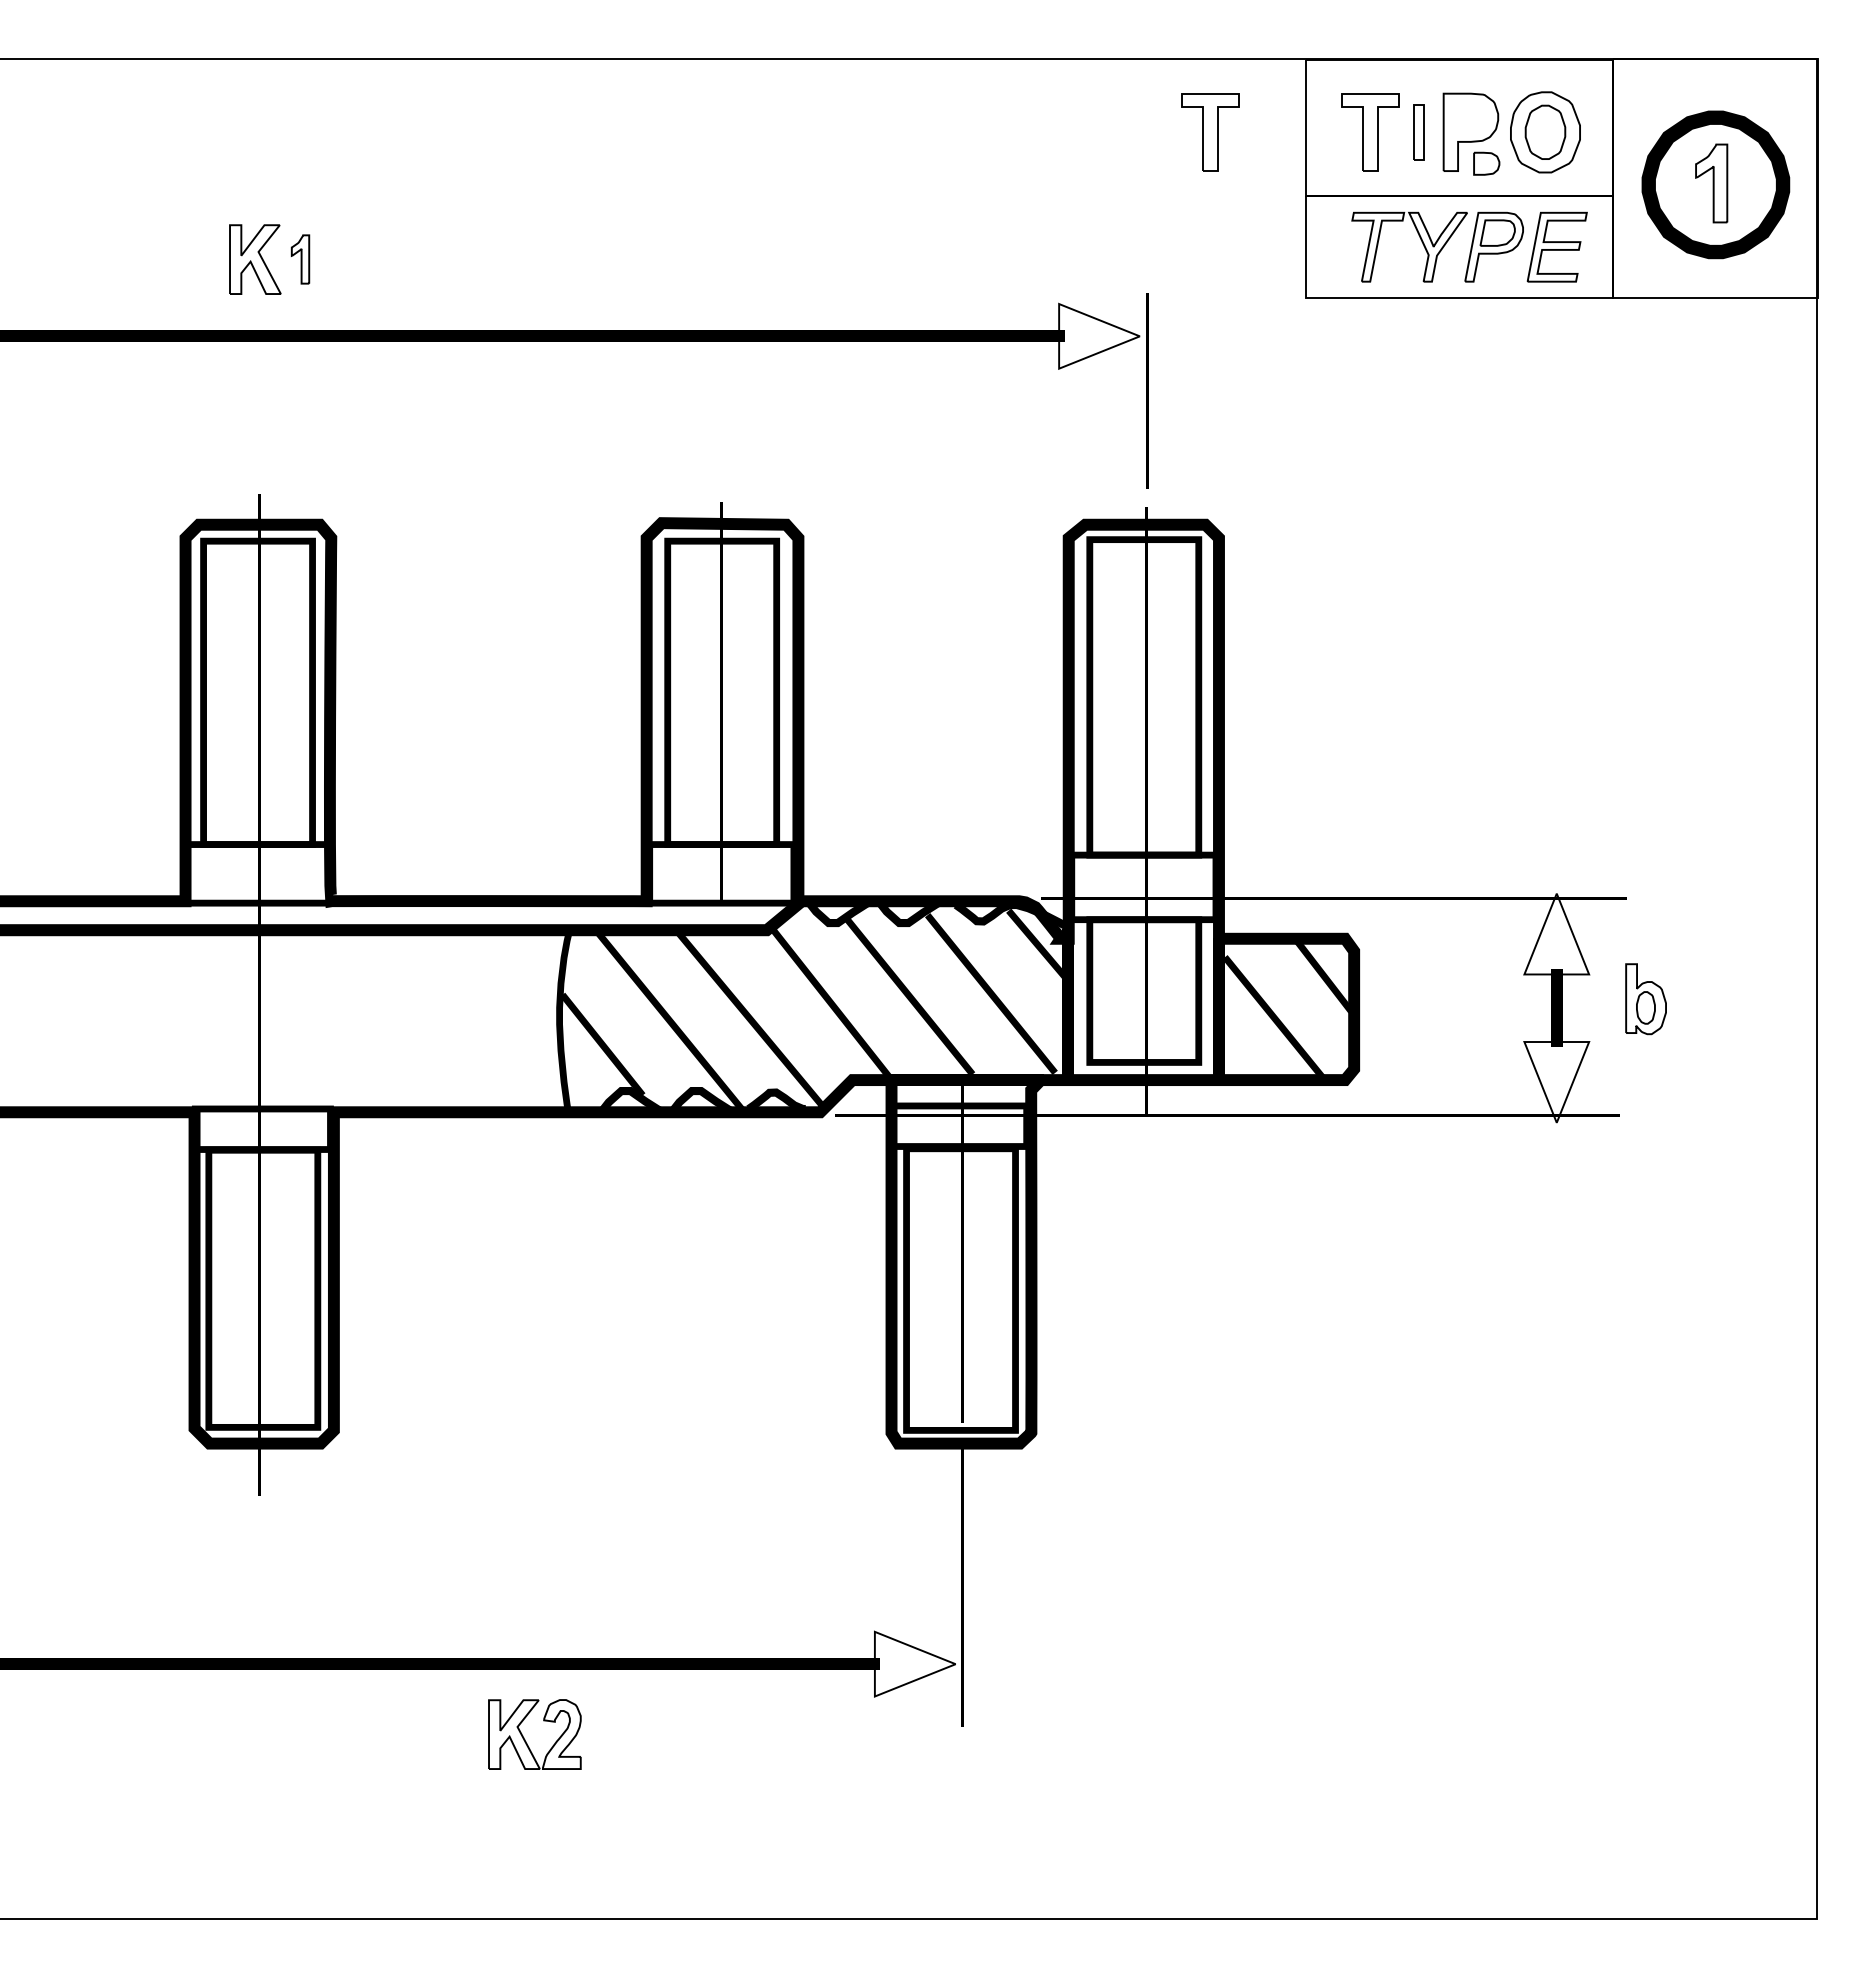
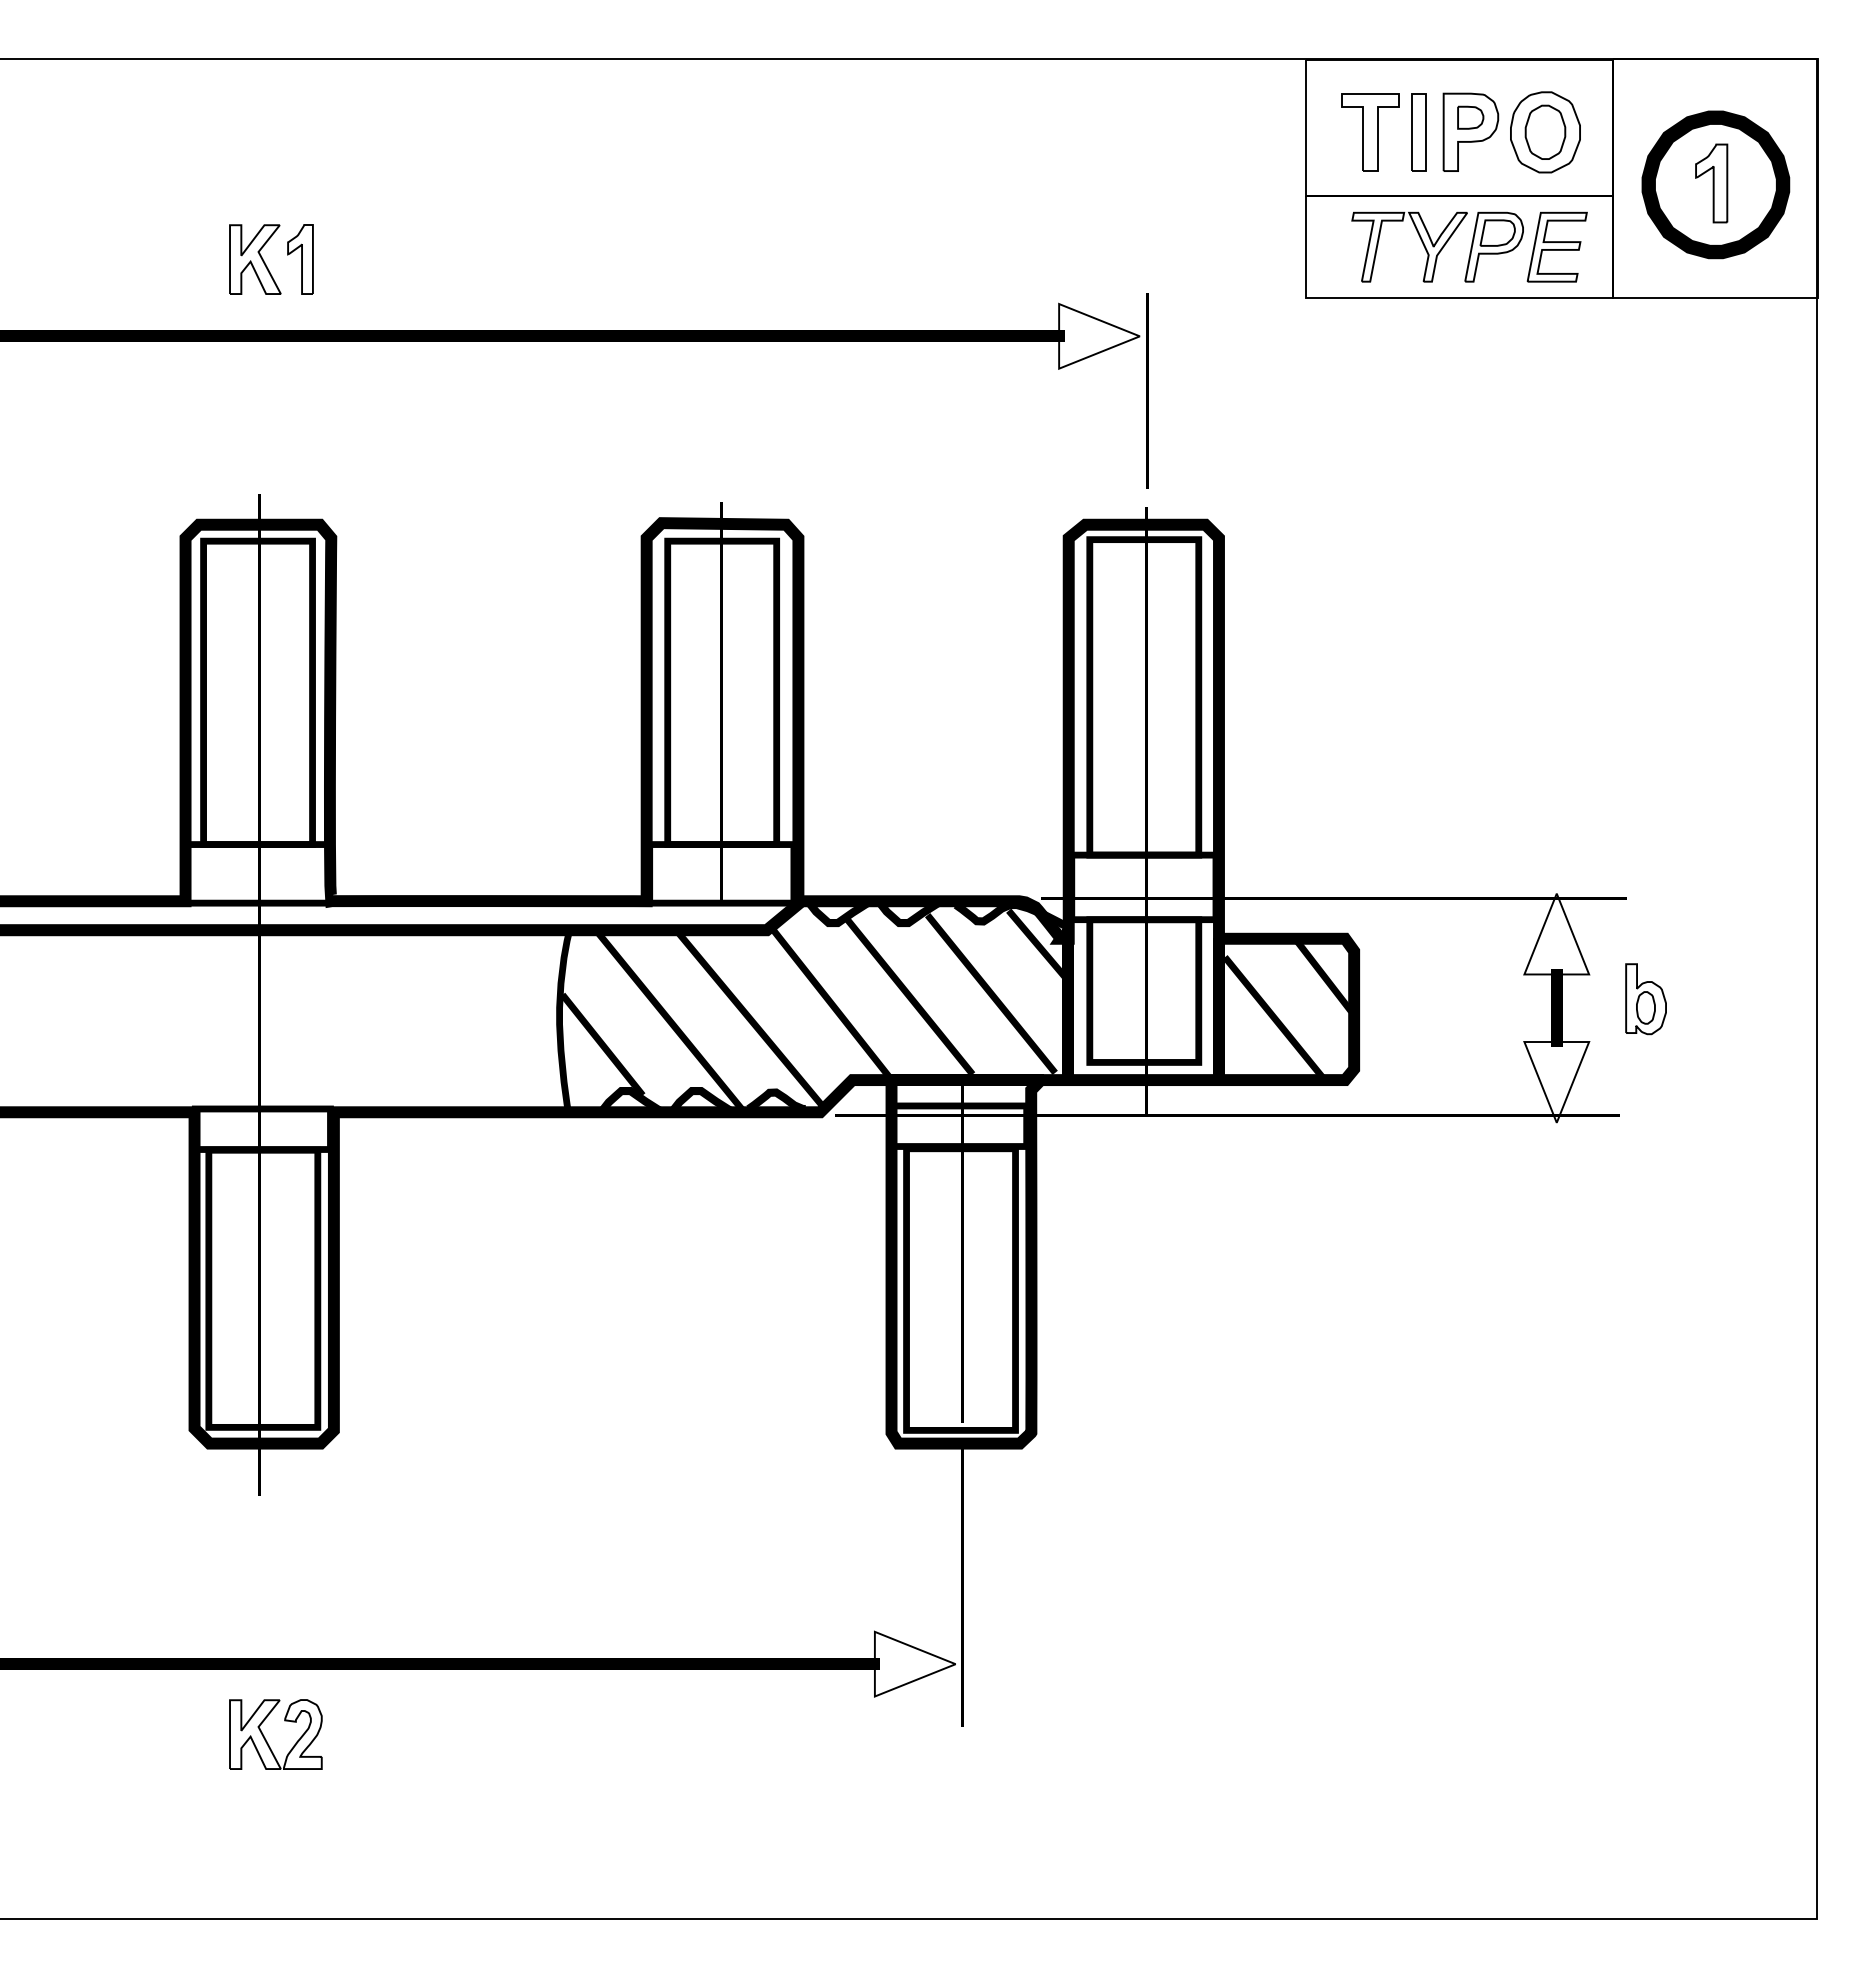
part: present -> none (1210, 132)
part size: 12x57 px -> 16x79 px (1418, 132)
part position: (1486, 163) -> (1470, 117) (1470, 117)
part size: 21x51 px -> 27x71 px (300, 259)
part position: (525, 1739) -> (266, 1739) (266, 1739)
